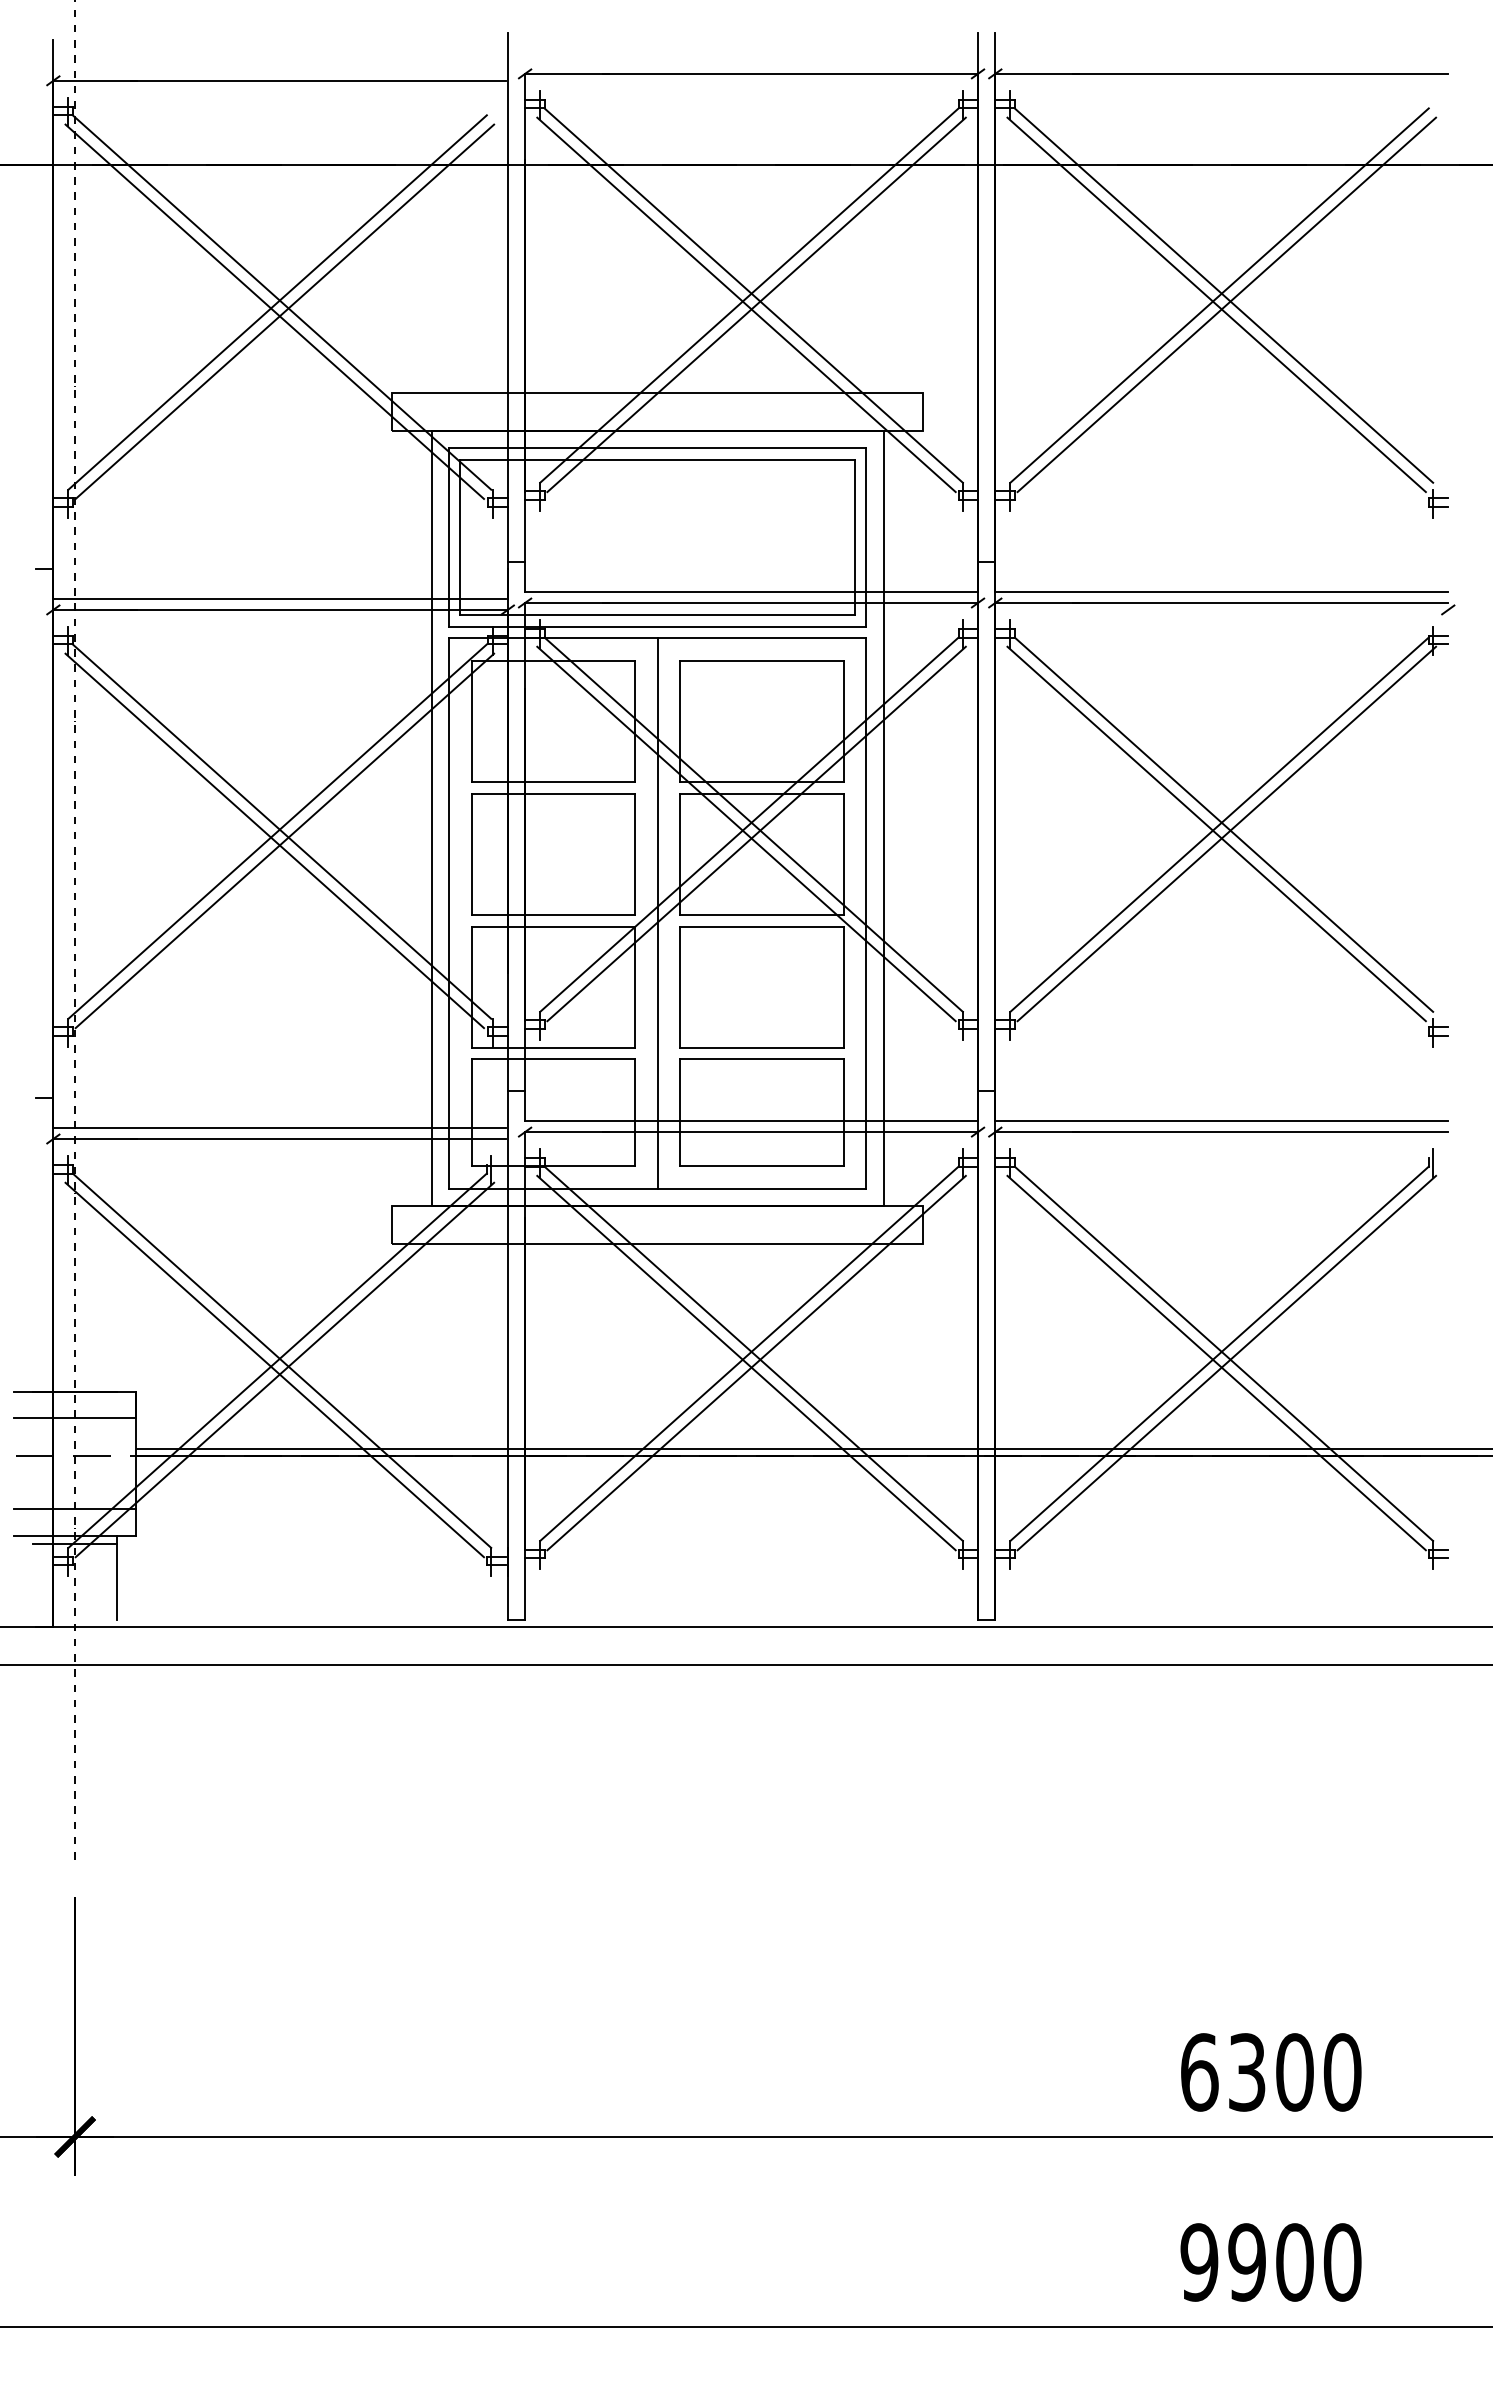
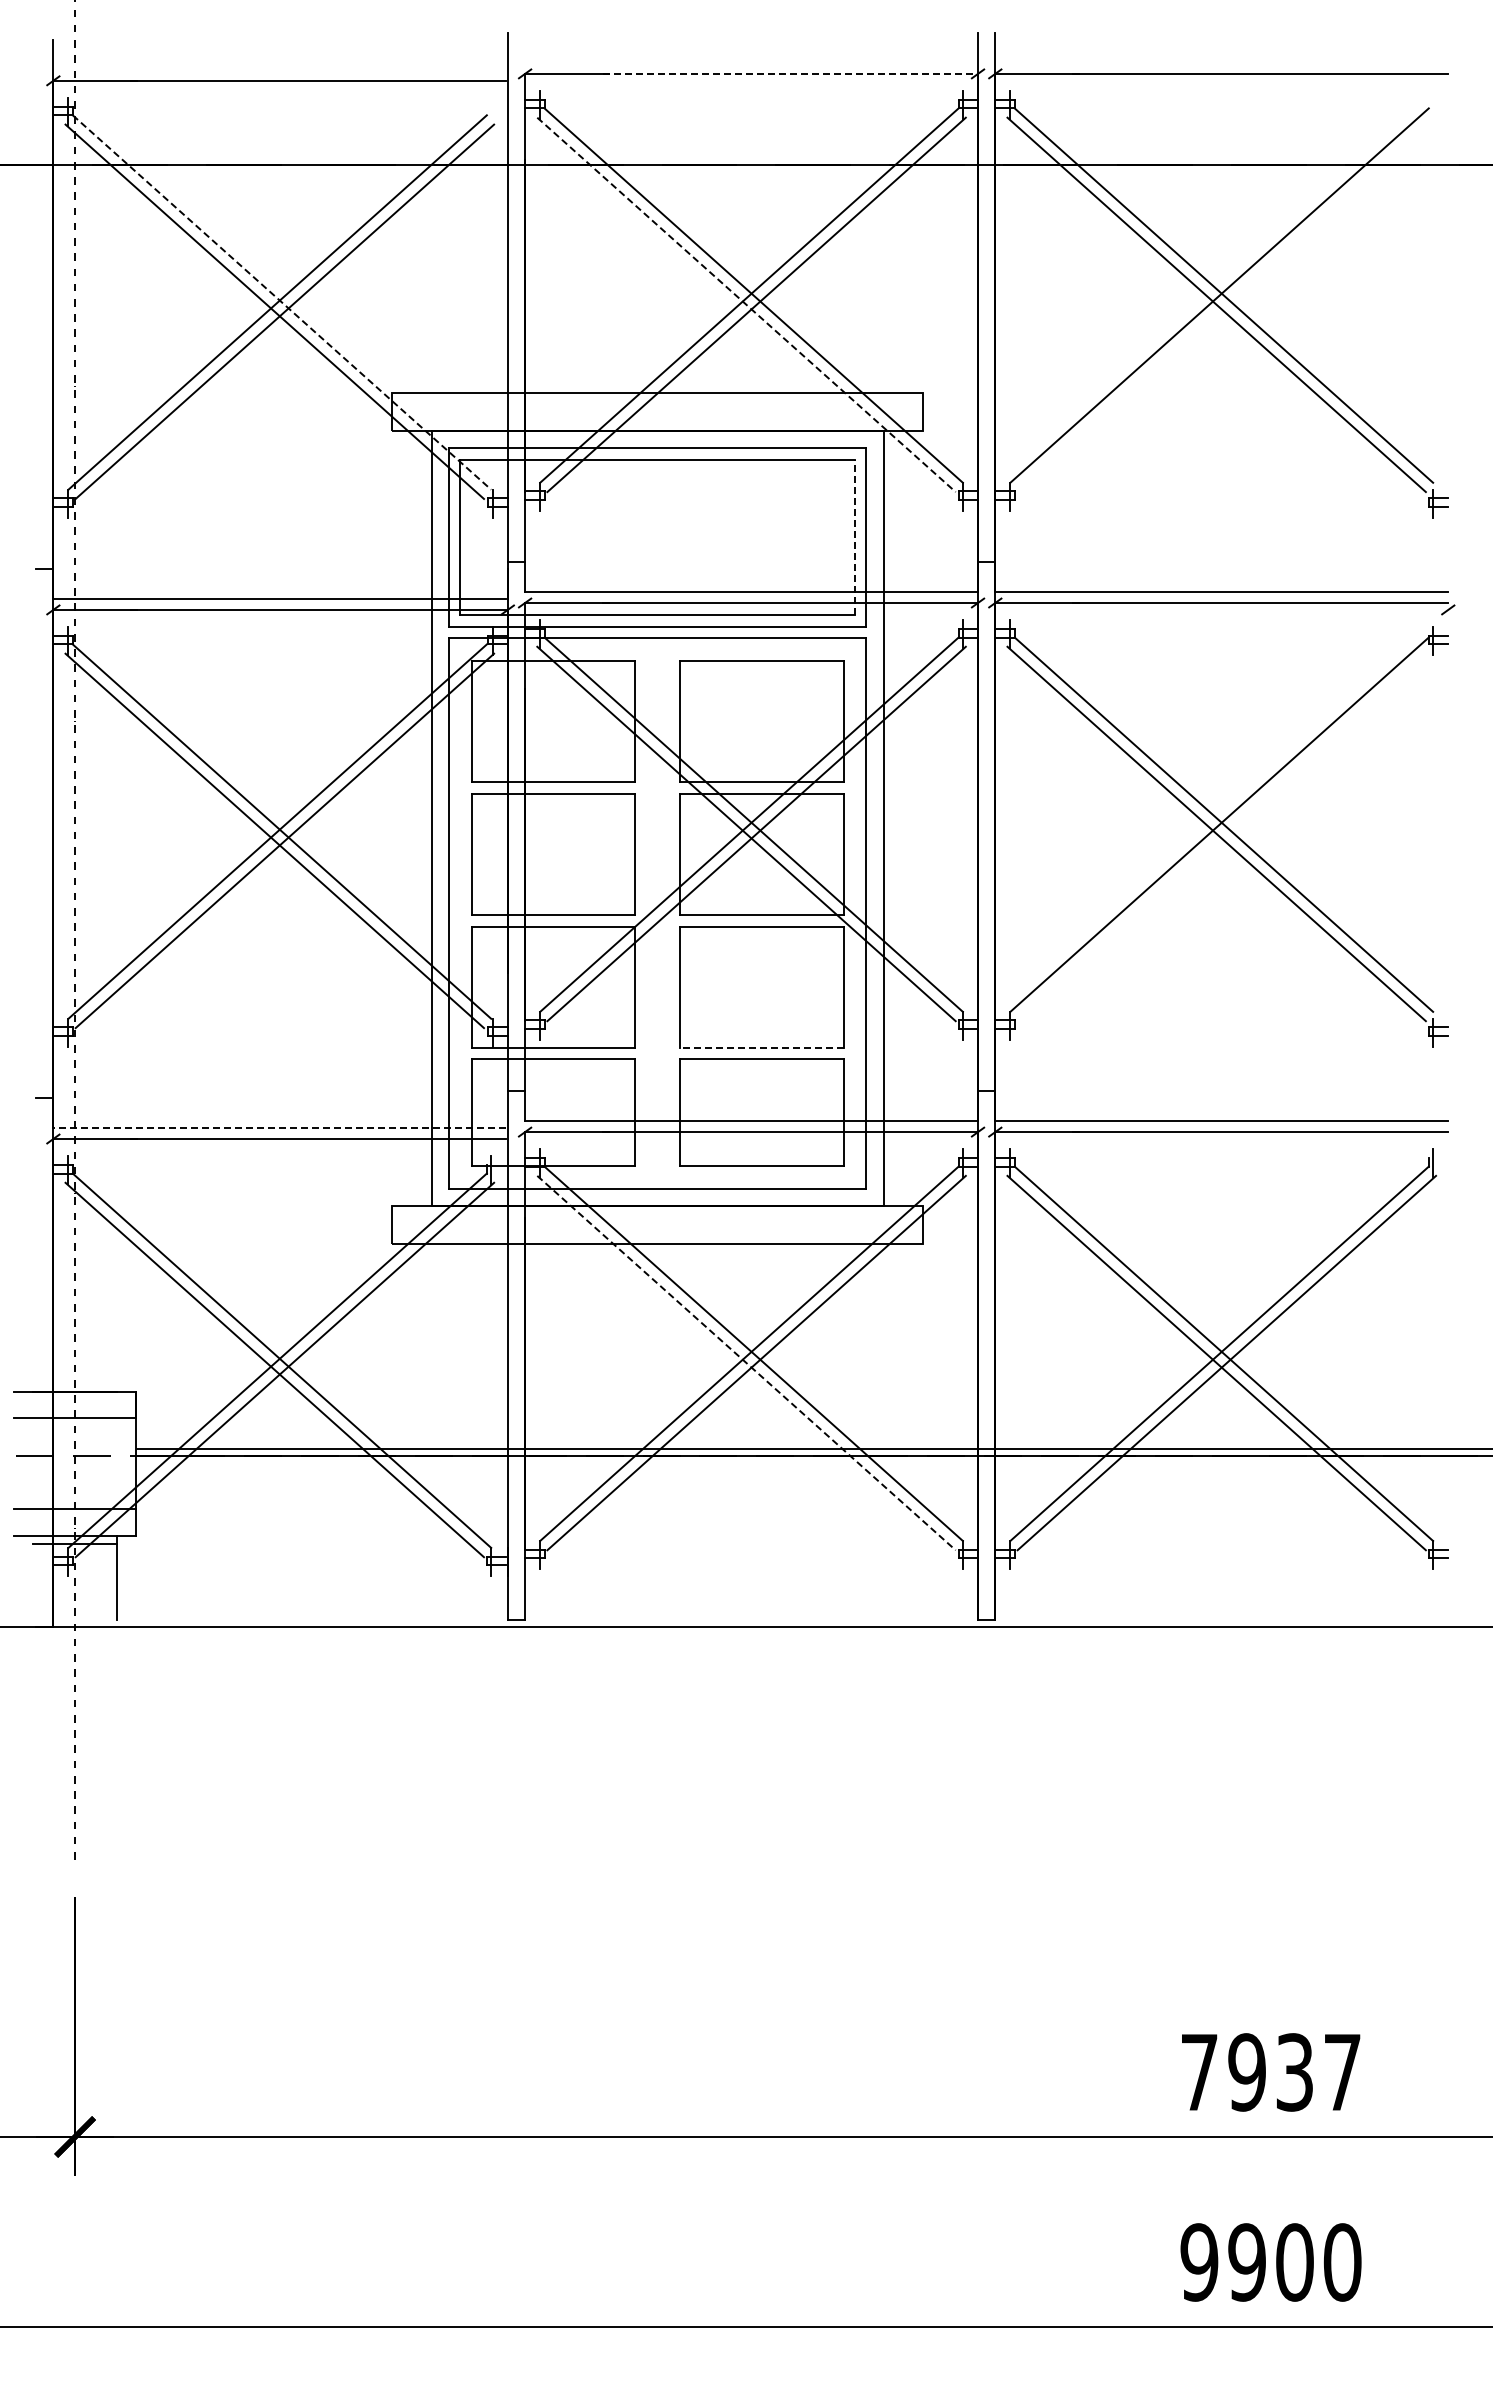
line: solid -> dashed (790, 73)
line: solid -> dashed (281, 302)
line: solid -> dashed (746, 304)
line: present -> none (1226, 304)
line: solid -> dashed (855, 537)
line: present -> none (1226, 833)
line: present -> none (657, 913)
line: solid -> dashed (762, 1048)
line: solid -> dashed (279, 1128)
line: solid -> dashed (746, 1363)
line: present -> none (745, 1665)
text: 6300 -> 7937 (1271, 2072)
